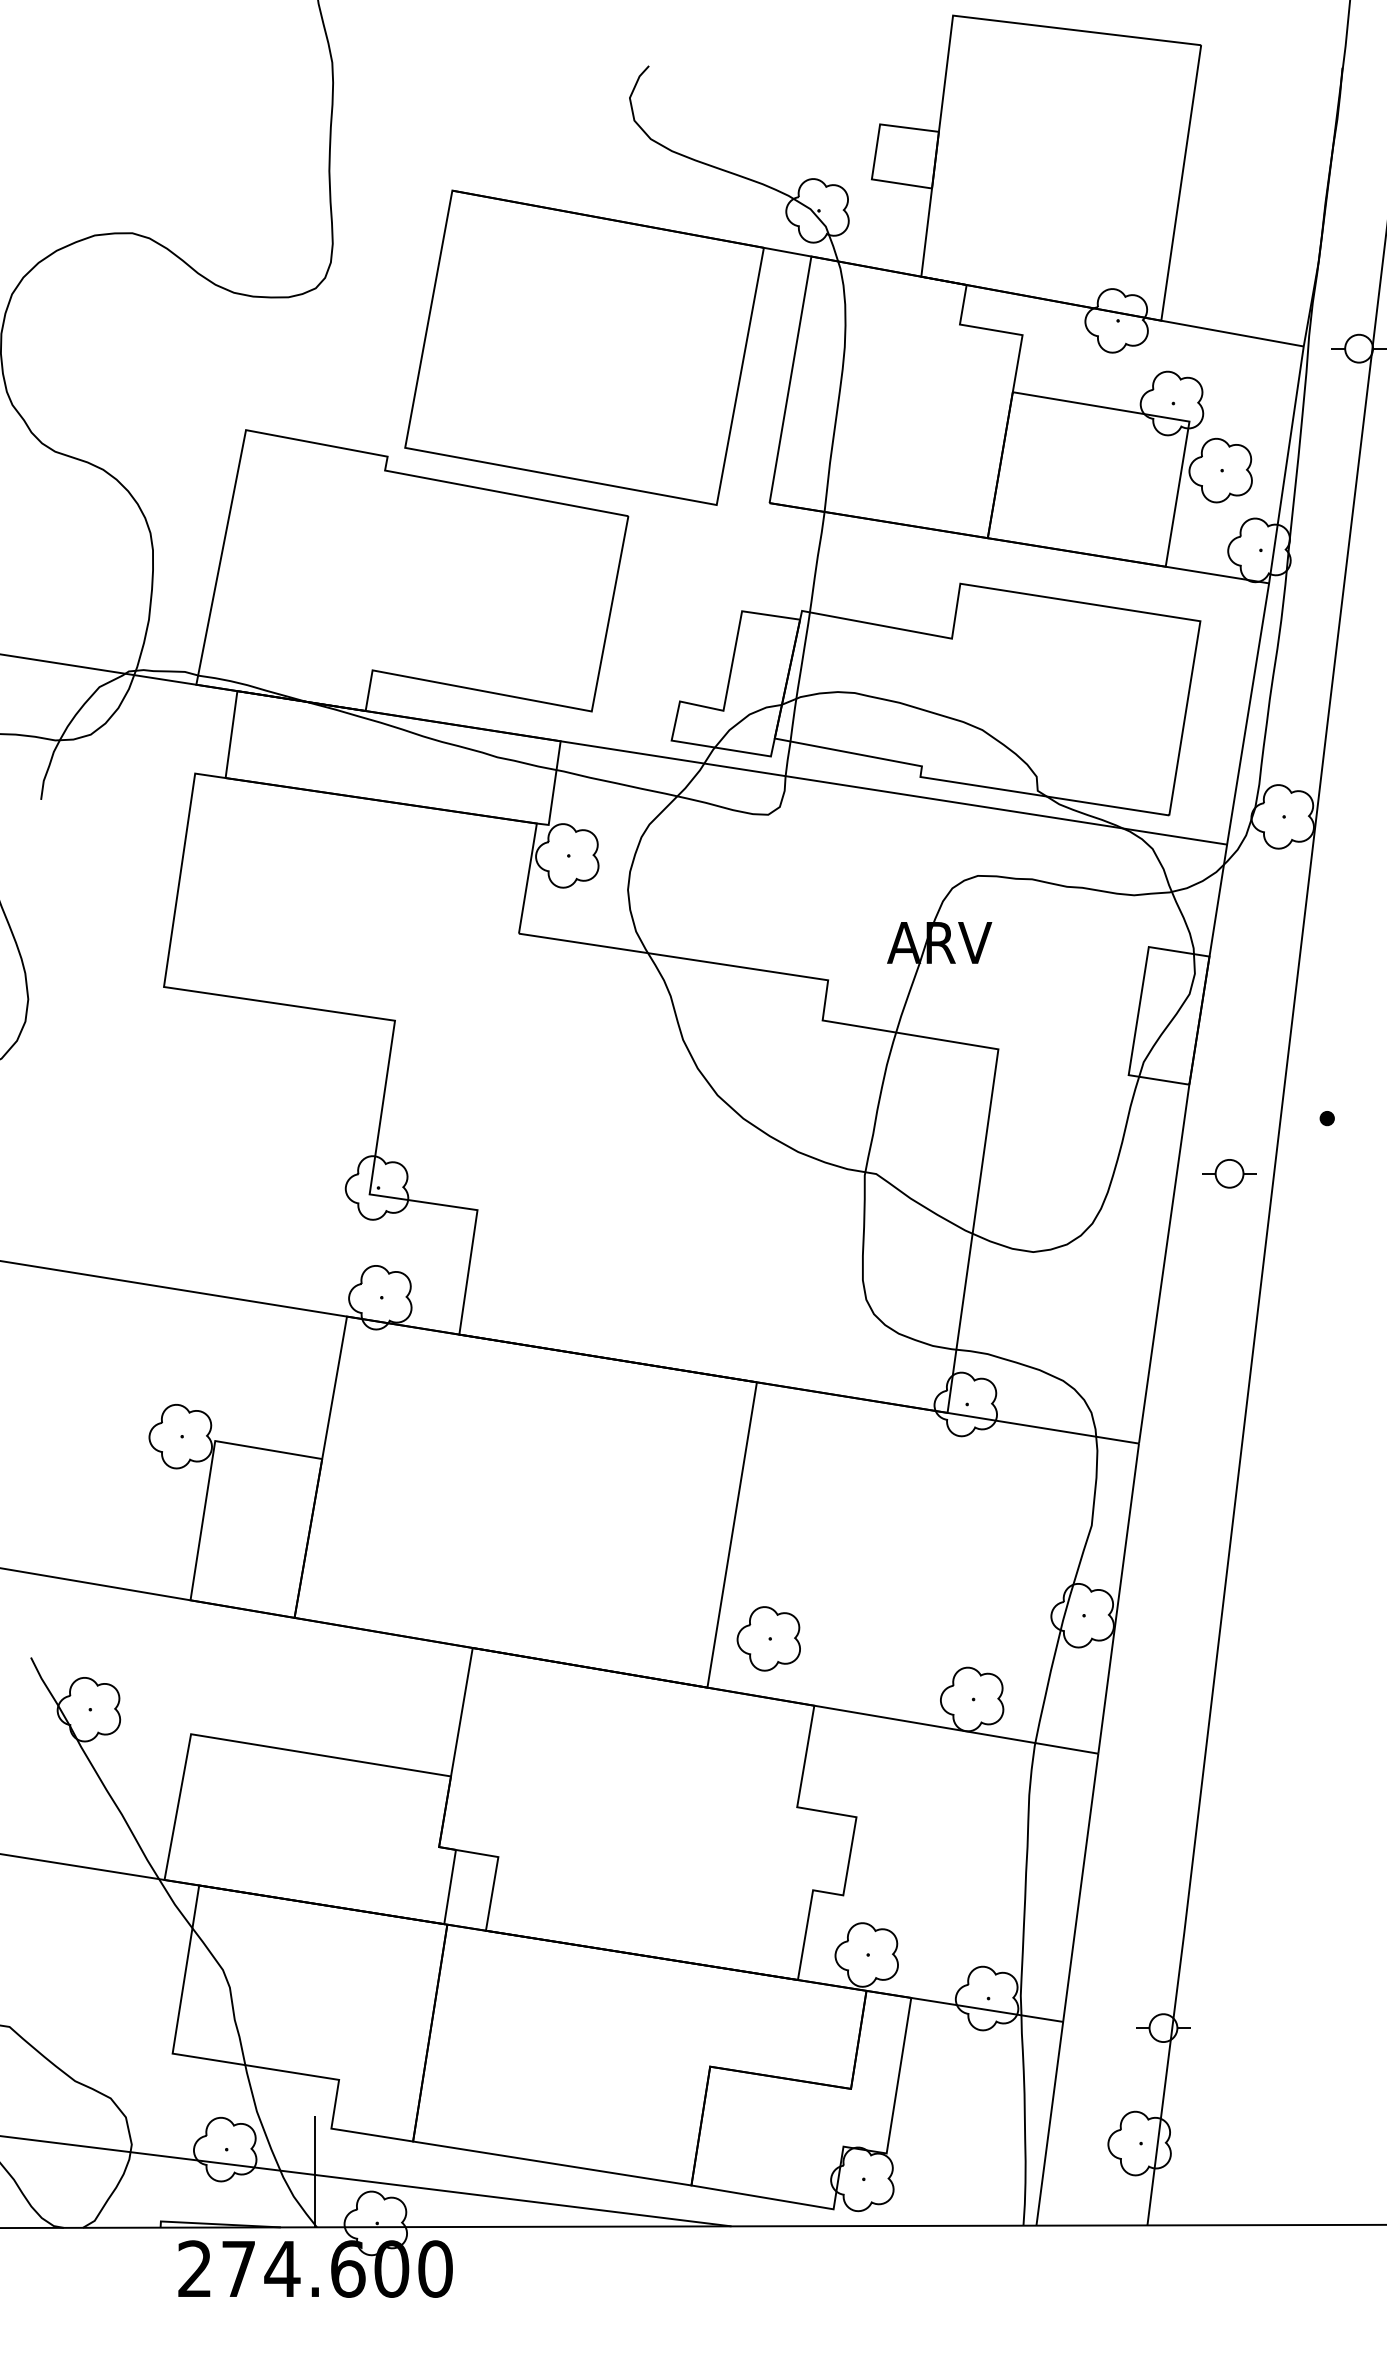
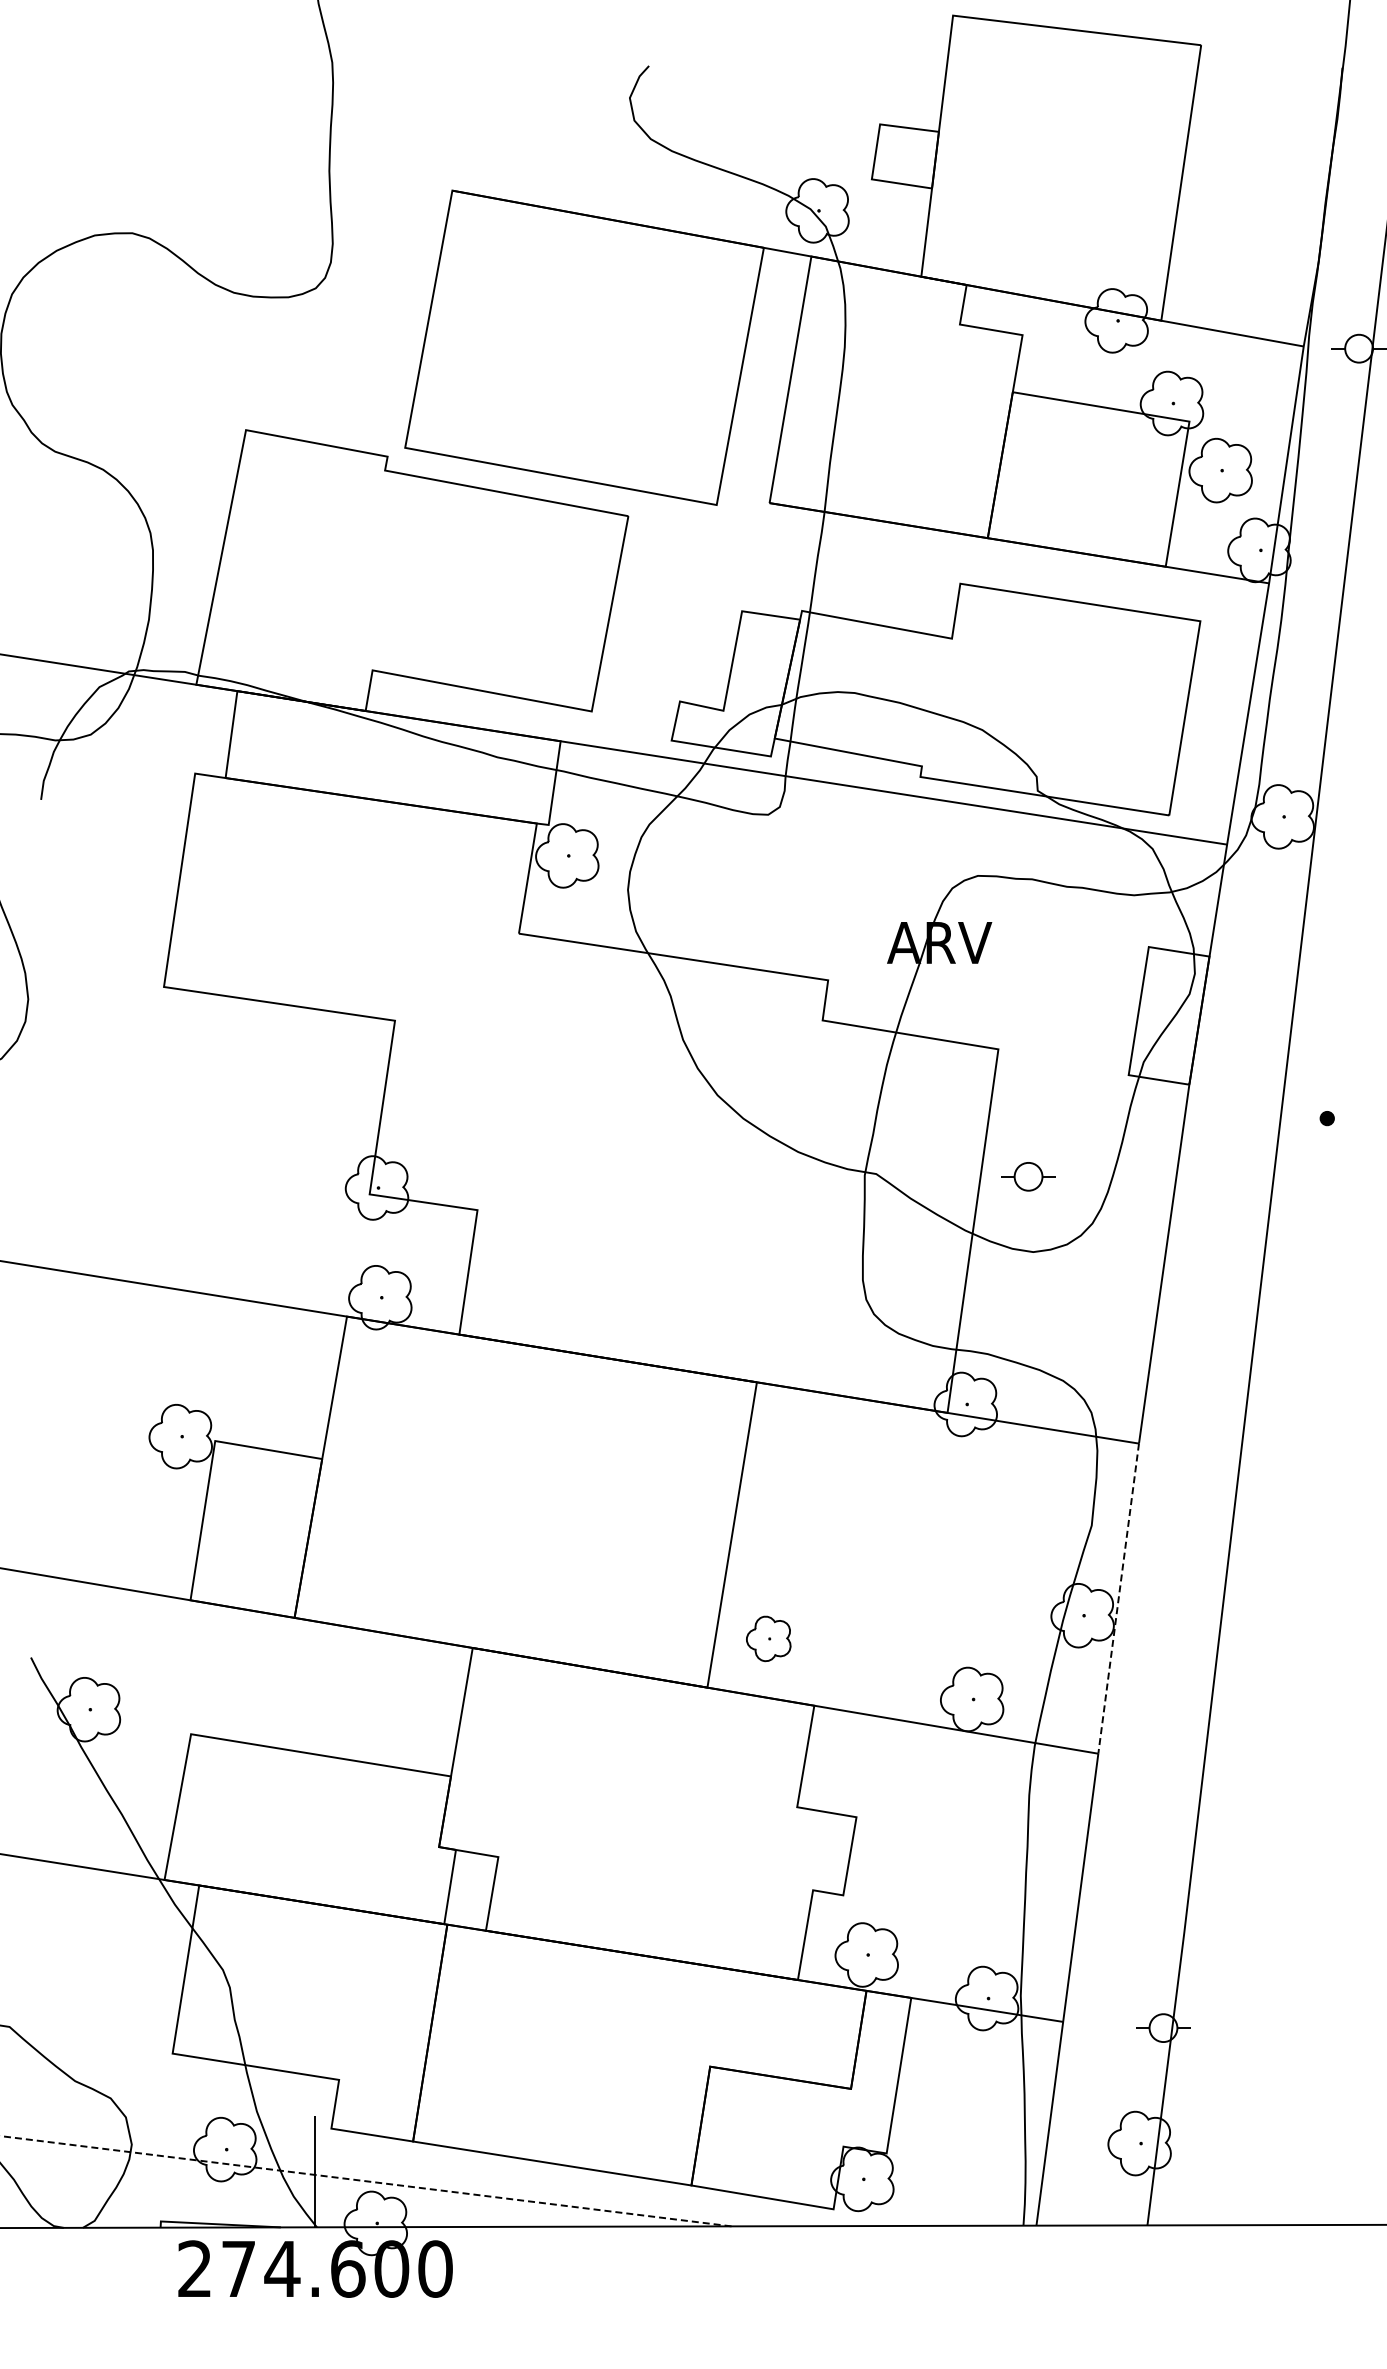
part position: (1229, 1173) -> (1028, 1176) (1028, 1176)
line: solid -> dashed (1118, 1599)
part size: 65x66 px -> 46x48 px (768, 1638)
line: solid -> dashed (365, 2181)
